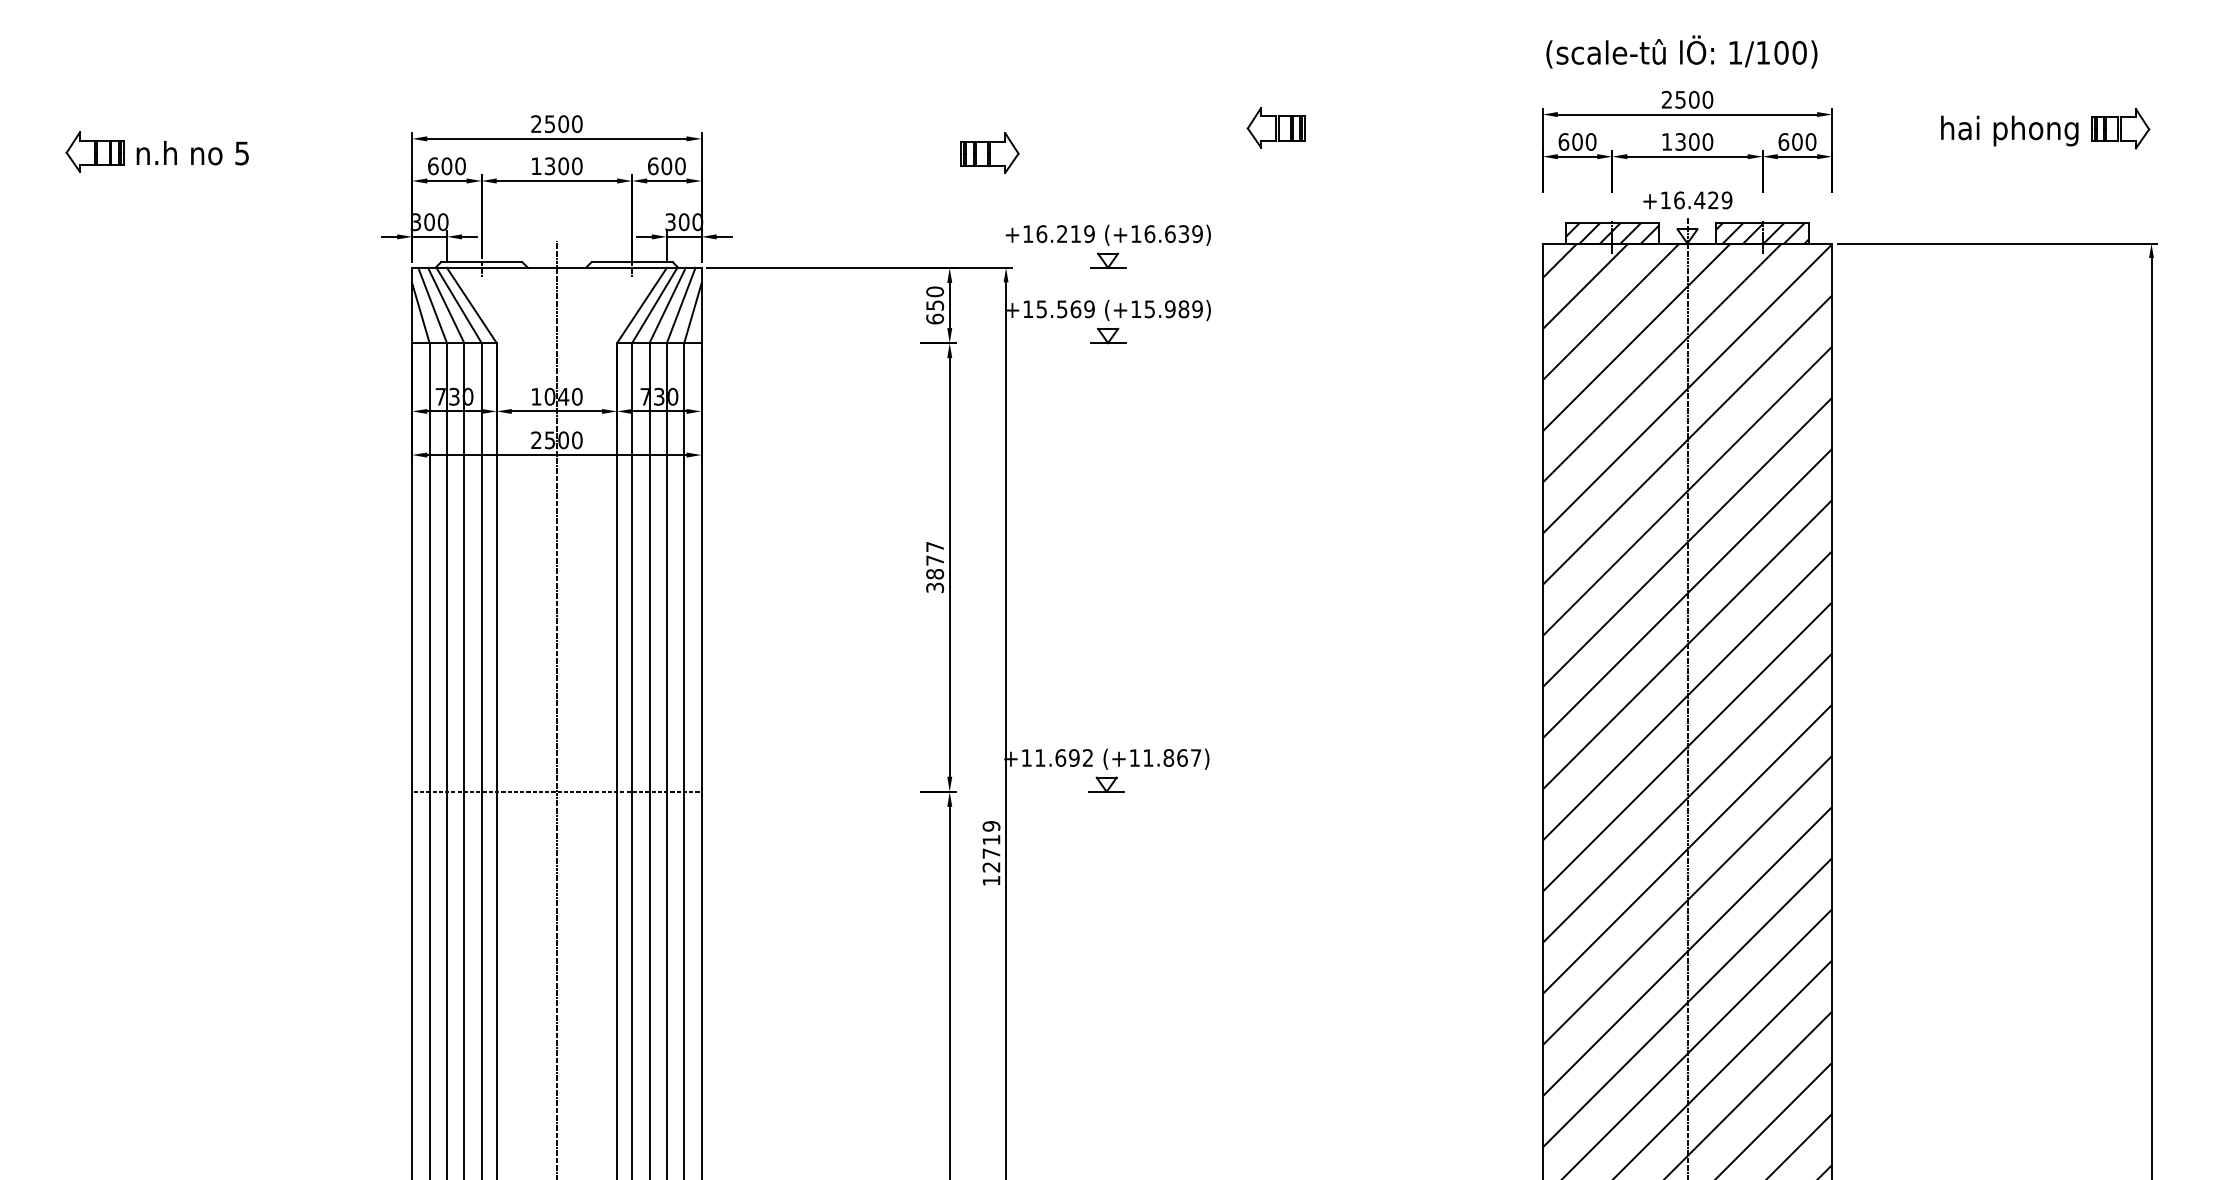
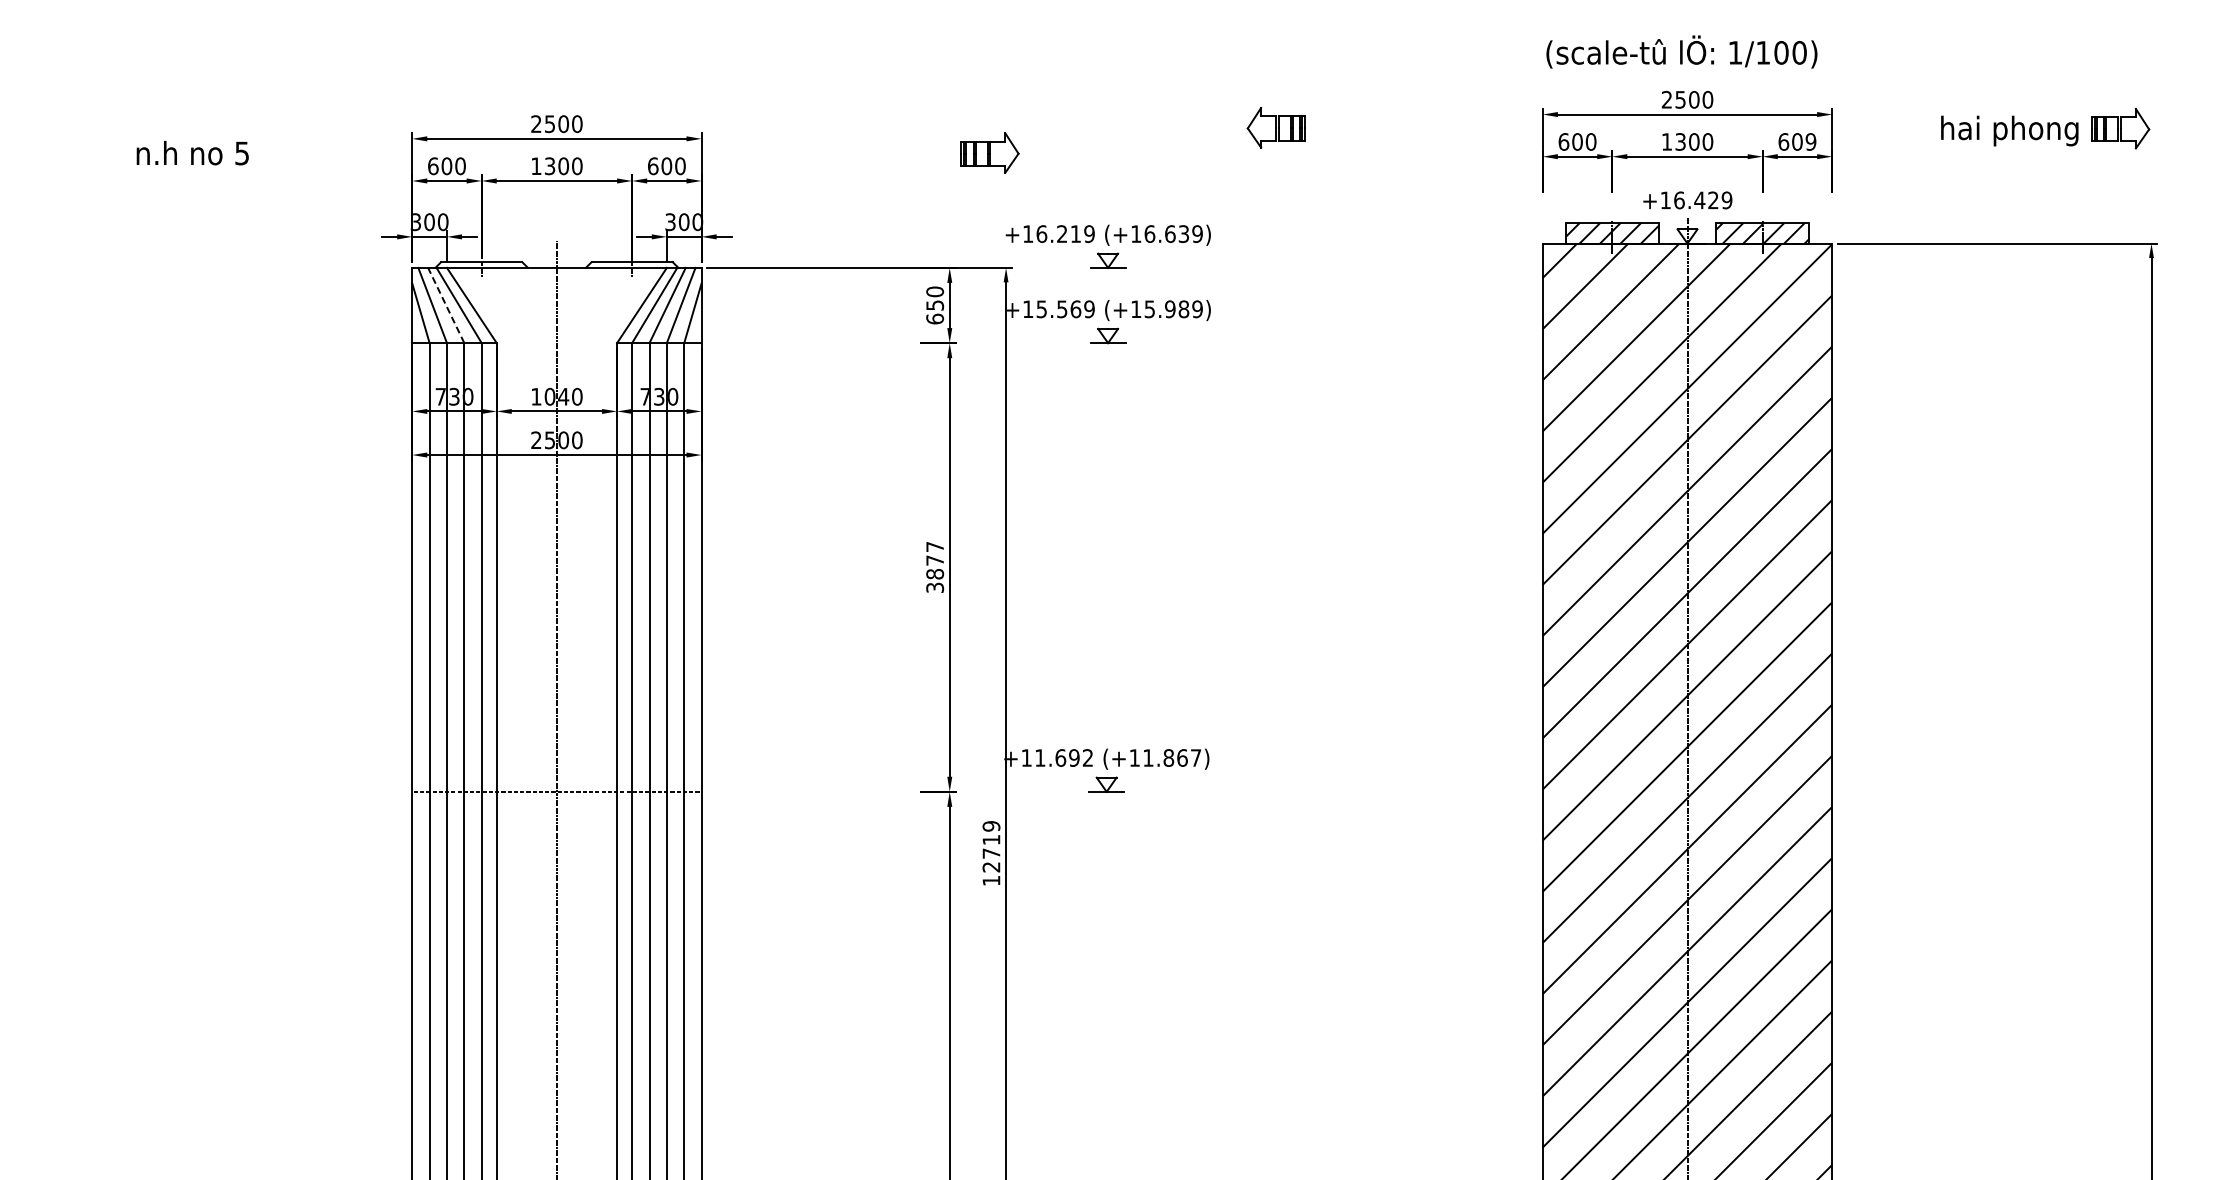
text: 600 -> 609 (1810, 141)
part: present -> none (94, 151)
line: solid -> dashed (446, 305)
